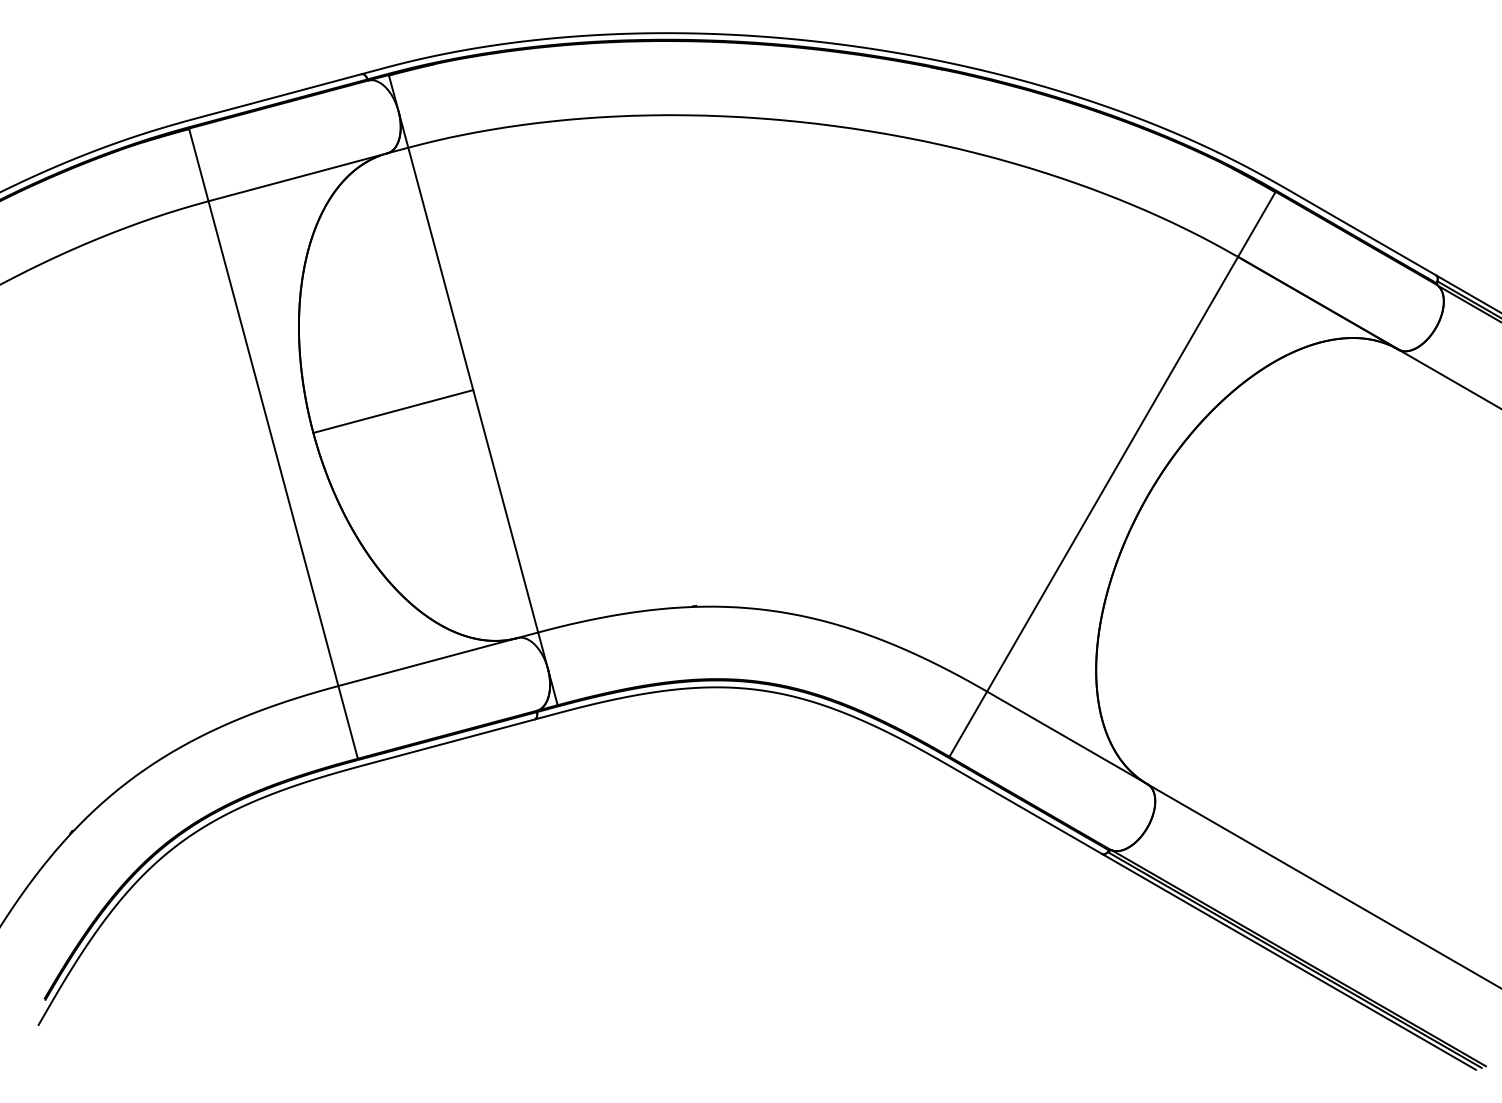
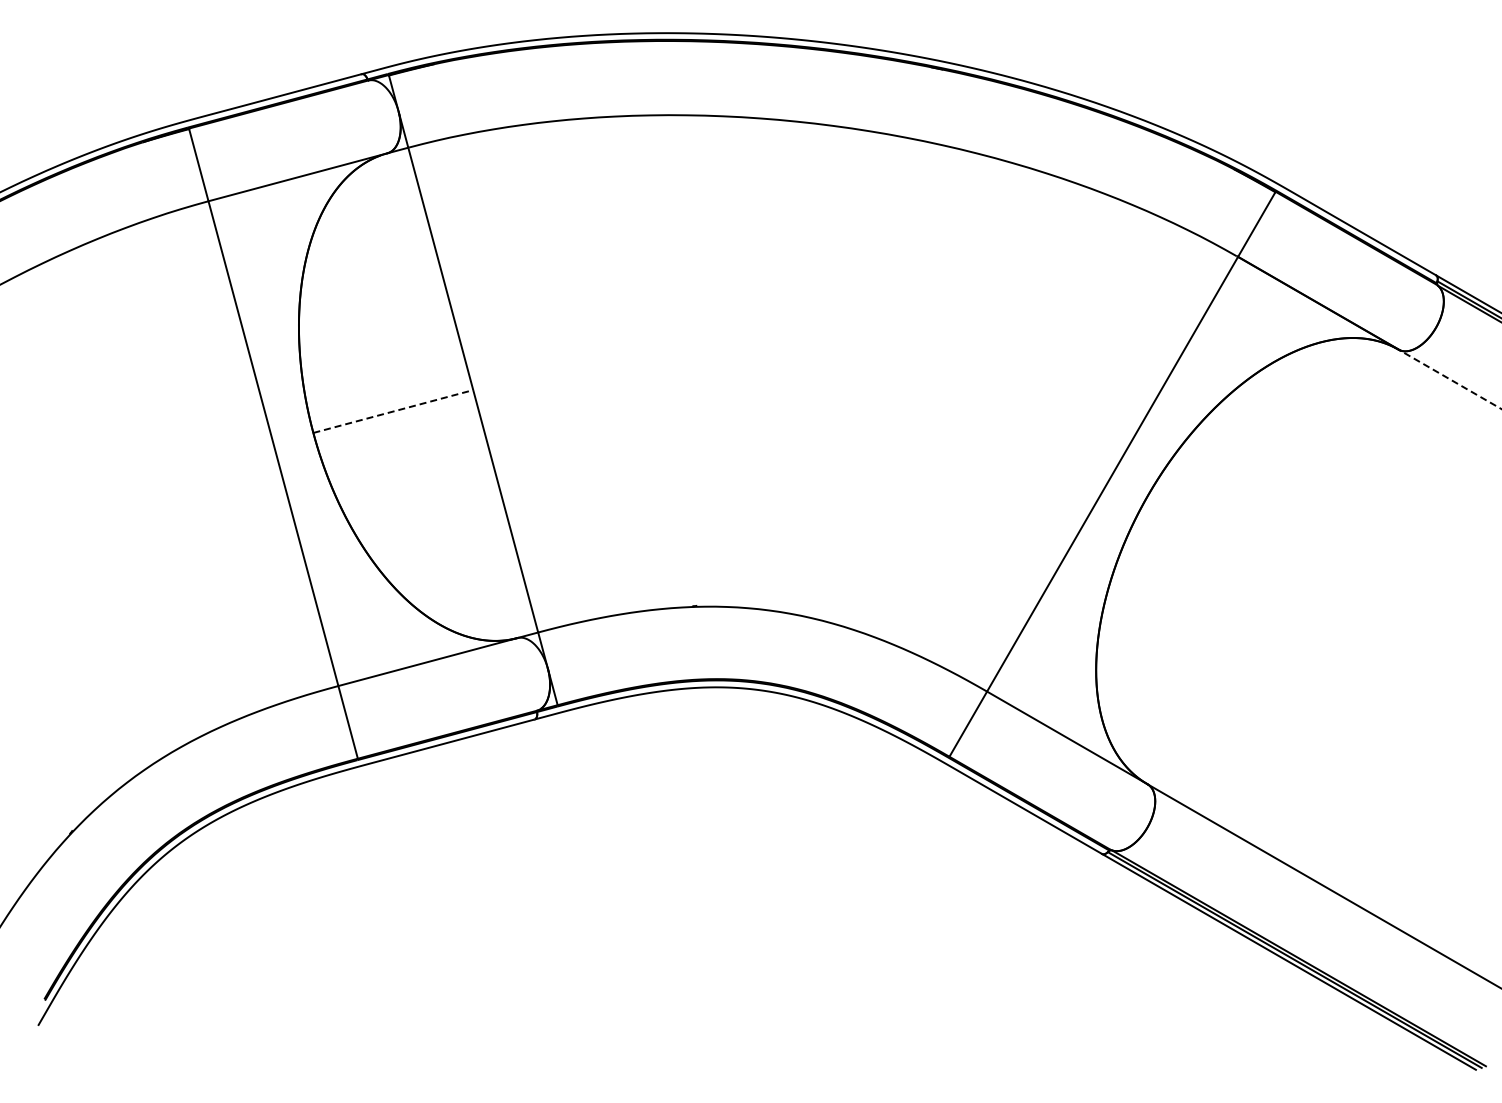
line: solid -> dashed (1449, 379)
line: solid -> dashed (393, 411)
